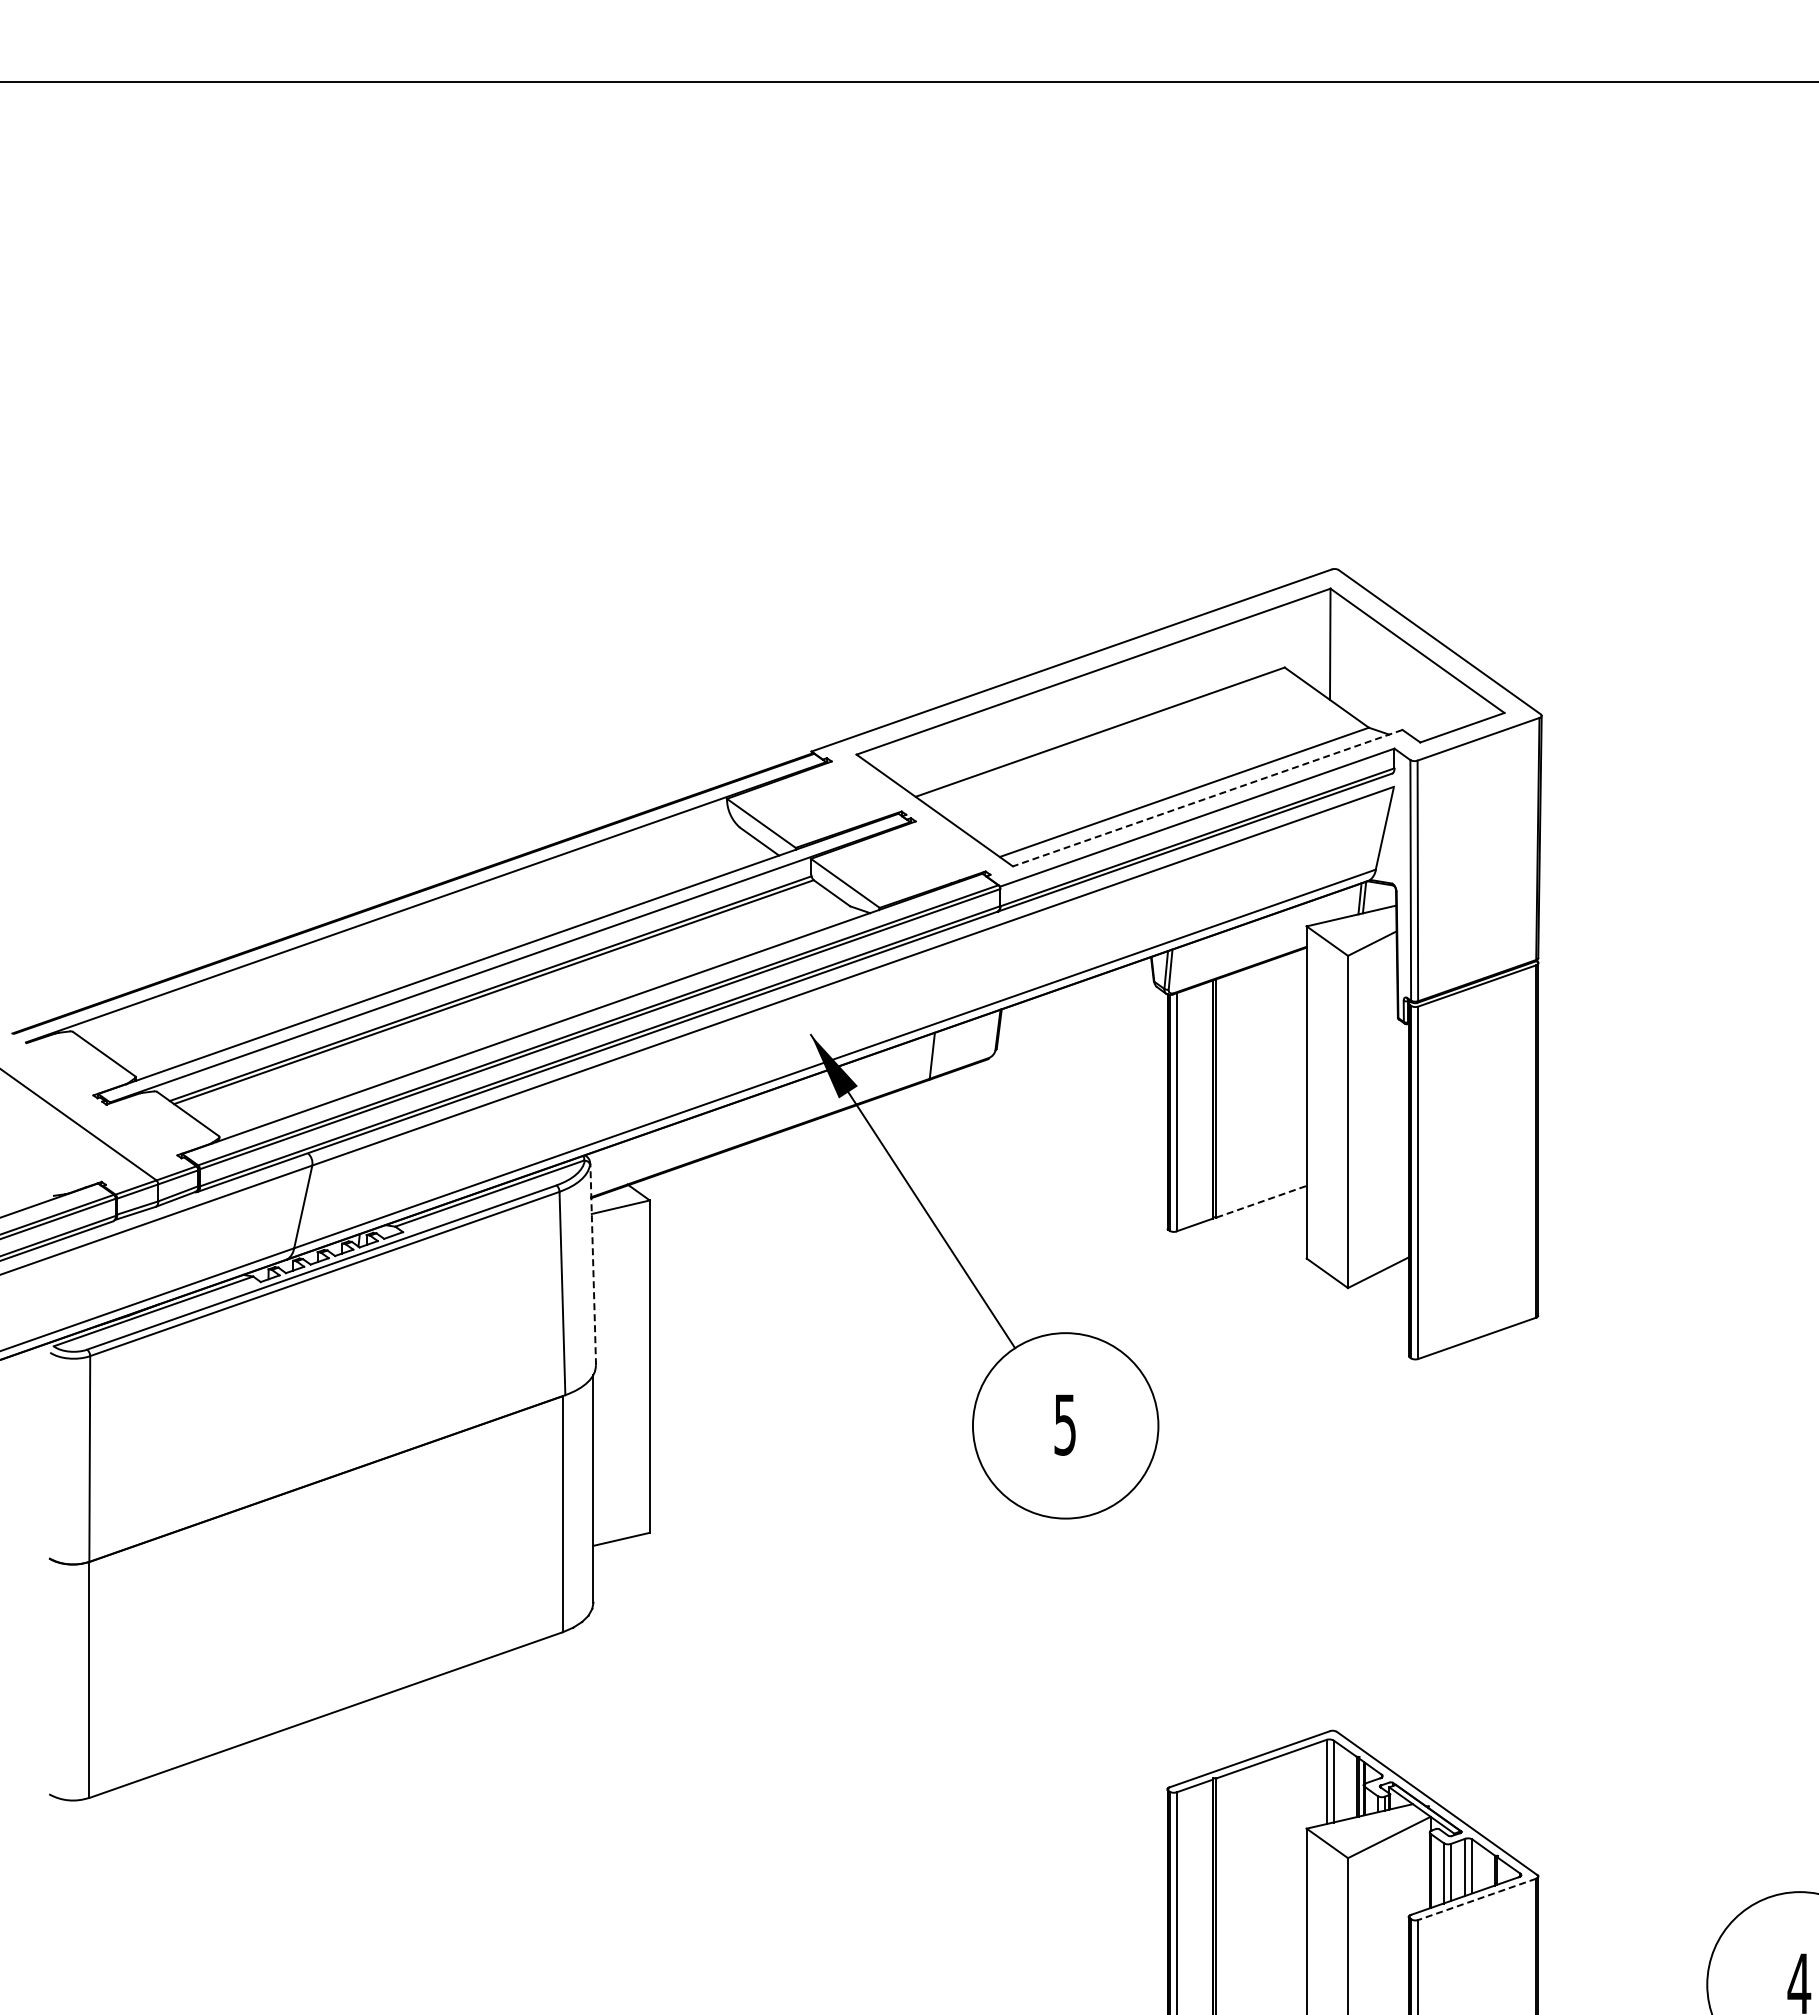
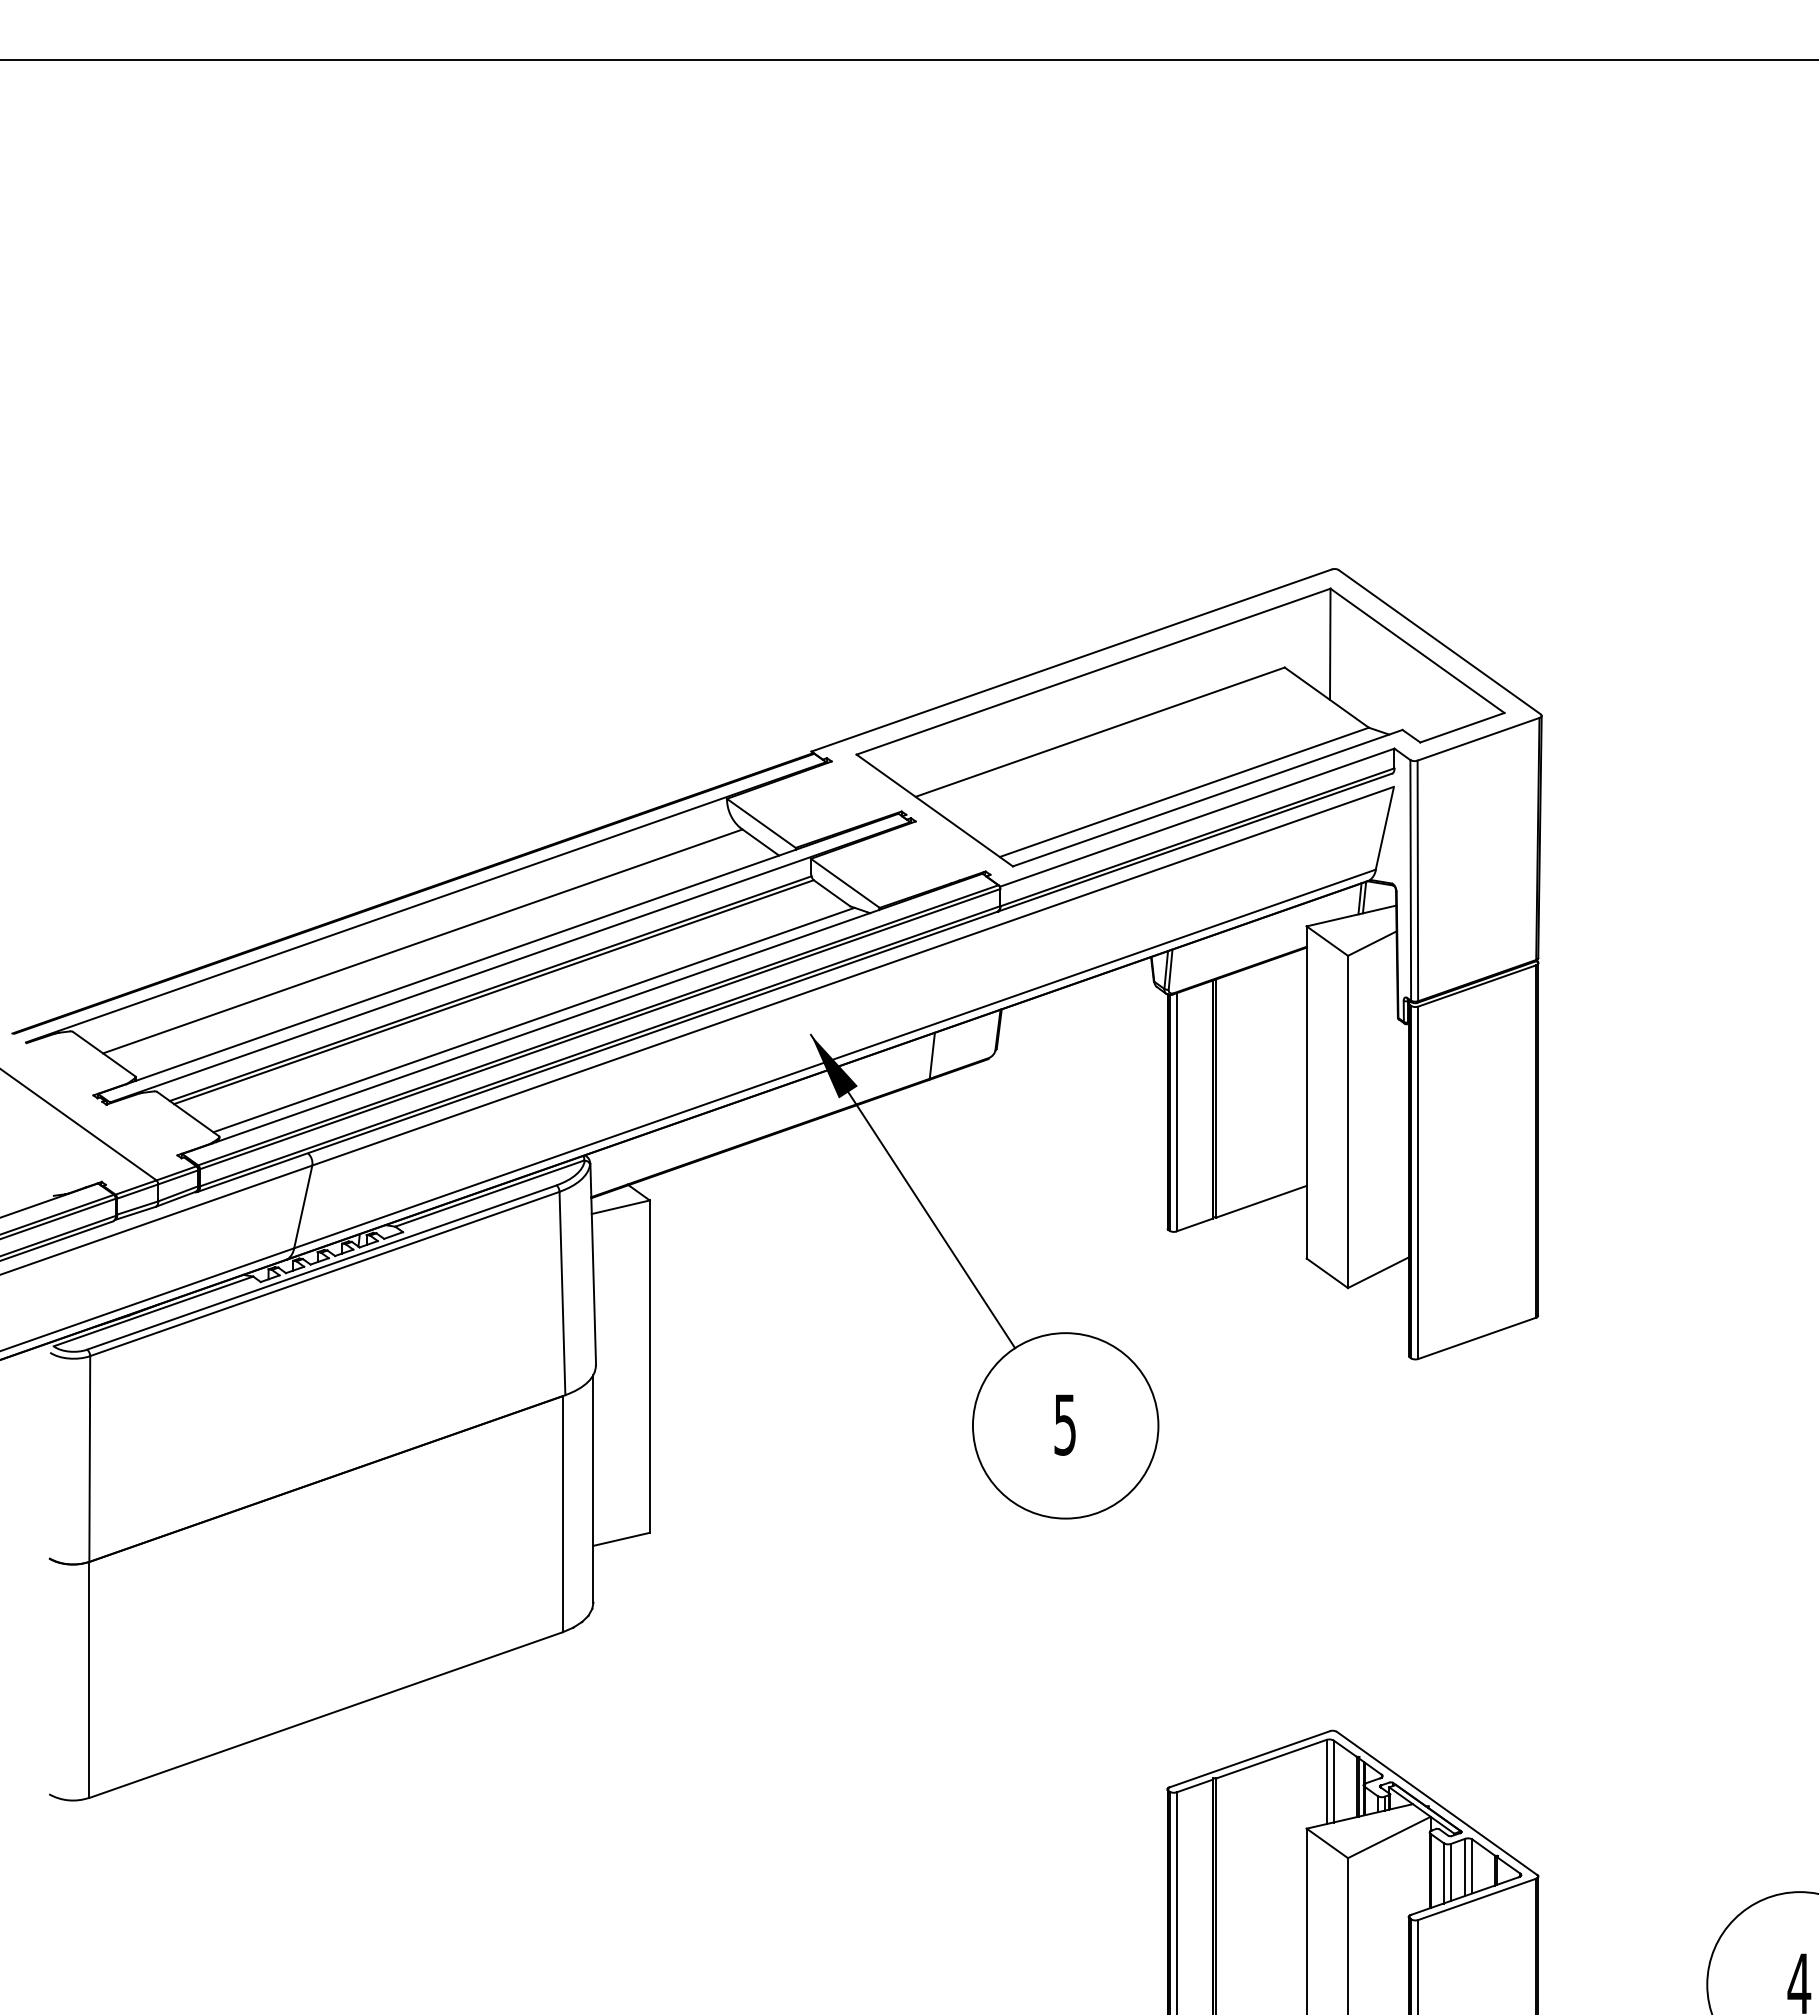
line position: (908, 82) -> (908, 60) (908, 60)
line: dashed -> solid (1207, 798)
line: none -> present (422, 941)
line: none -> present (533, 1019)
line: dashed -> solid (1261, 1201)
line: dashed -> solid (593, 1264)
line: dashed -> solid (1476, 1899)
